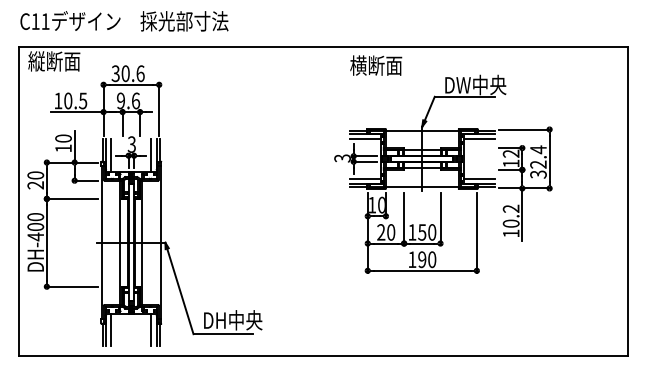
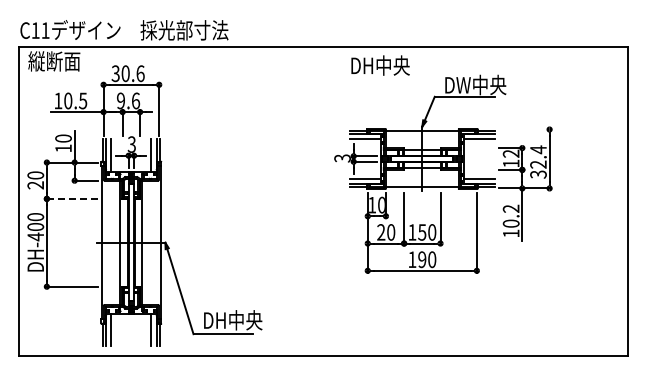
text position: (124, 21) -> (124, 30) (124, 30)
text: 横断面 -> DH中央 (379, 65)
line: present -> none (524, 129)
line: solid -> dashed (71, 198)
